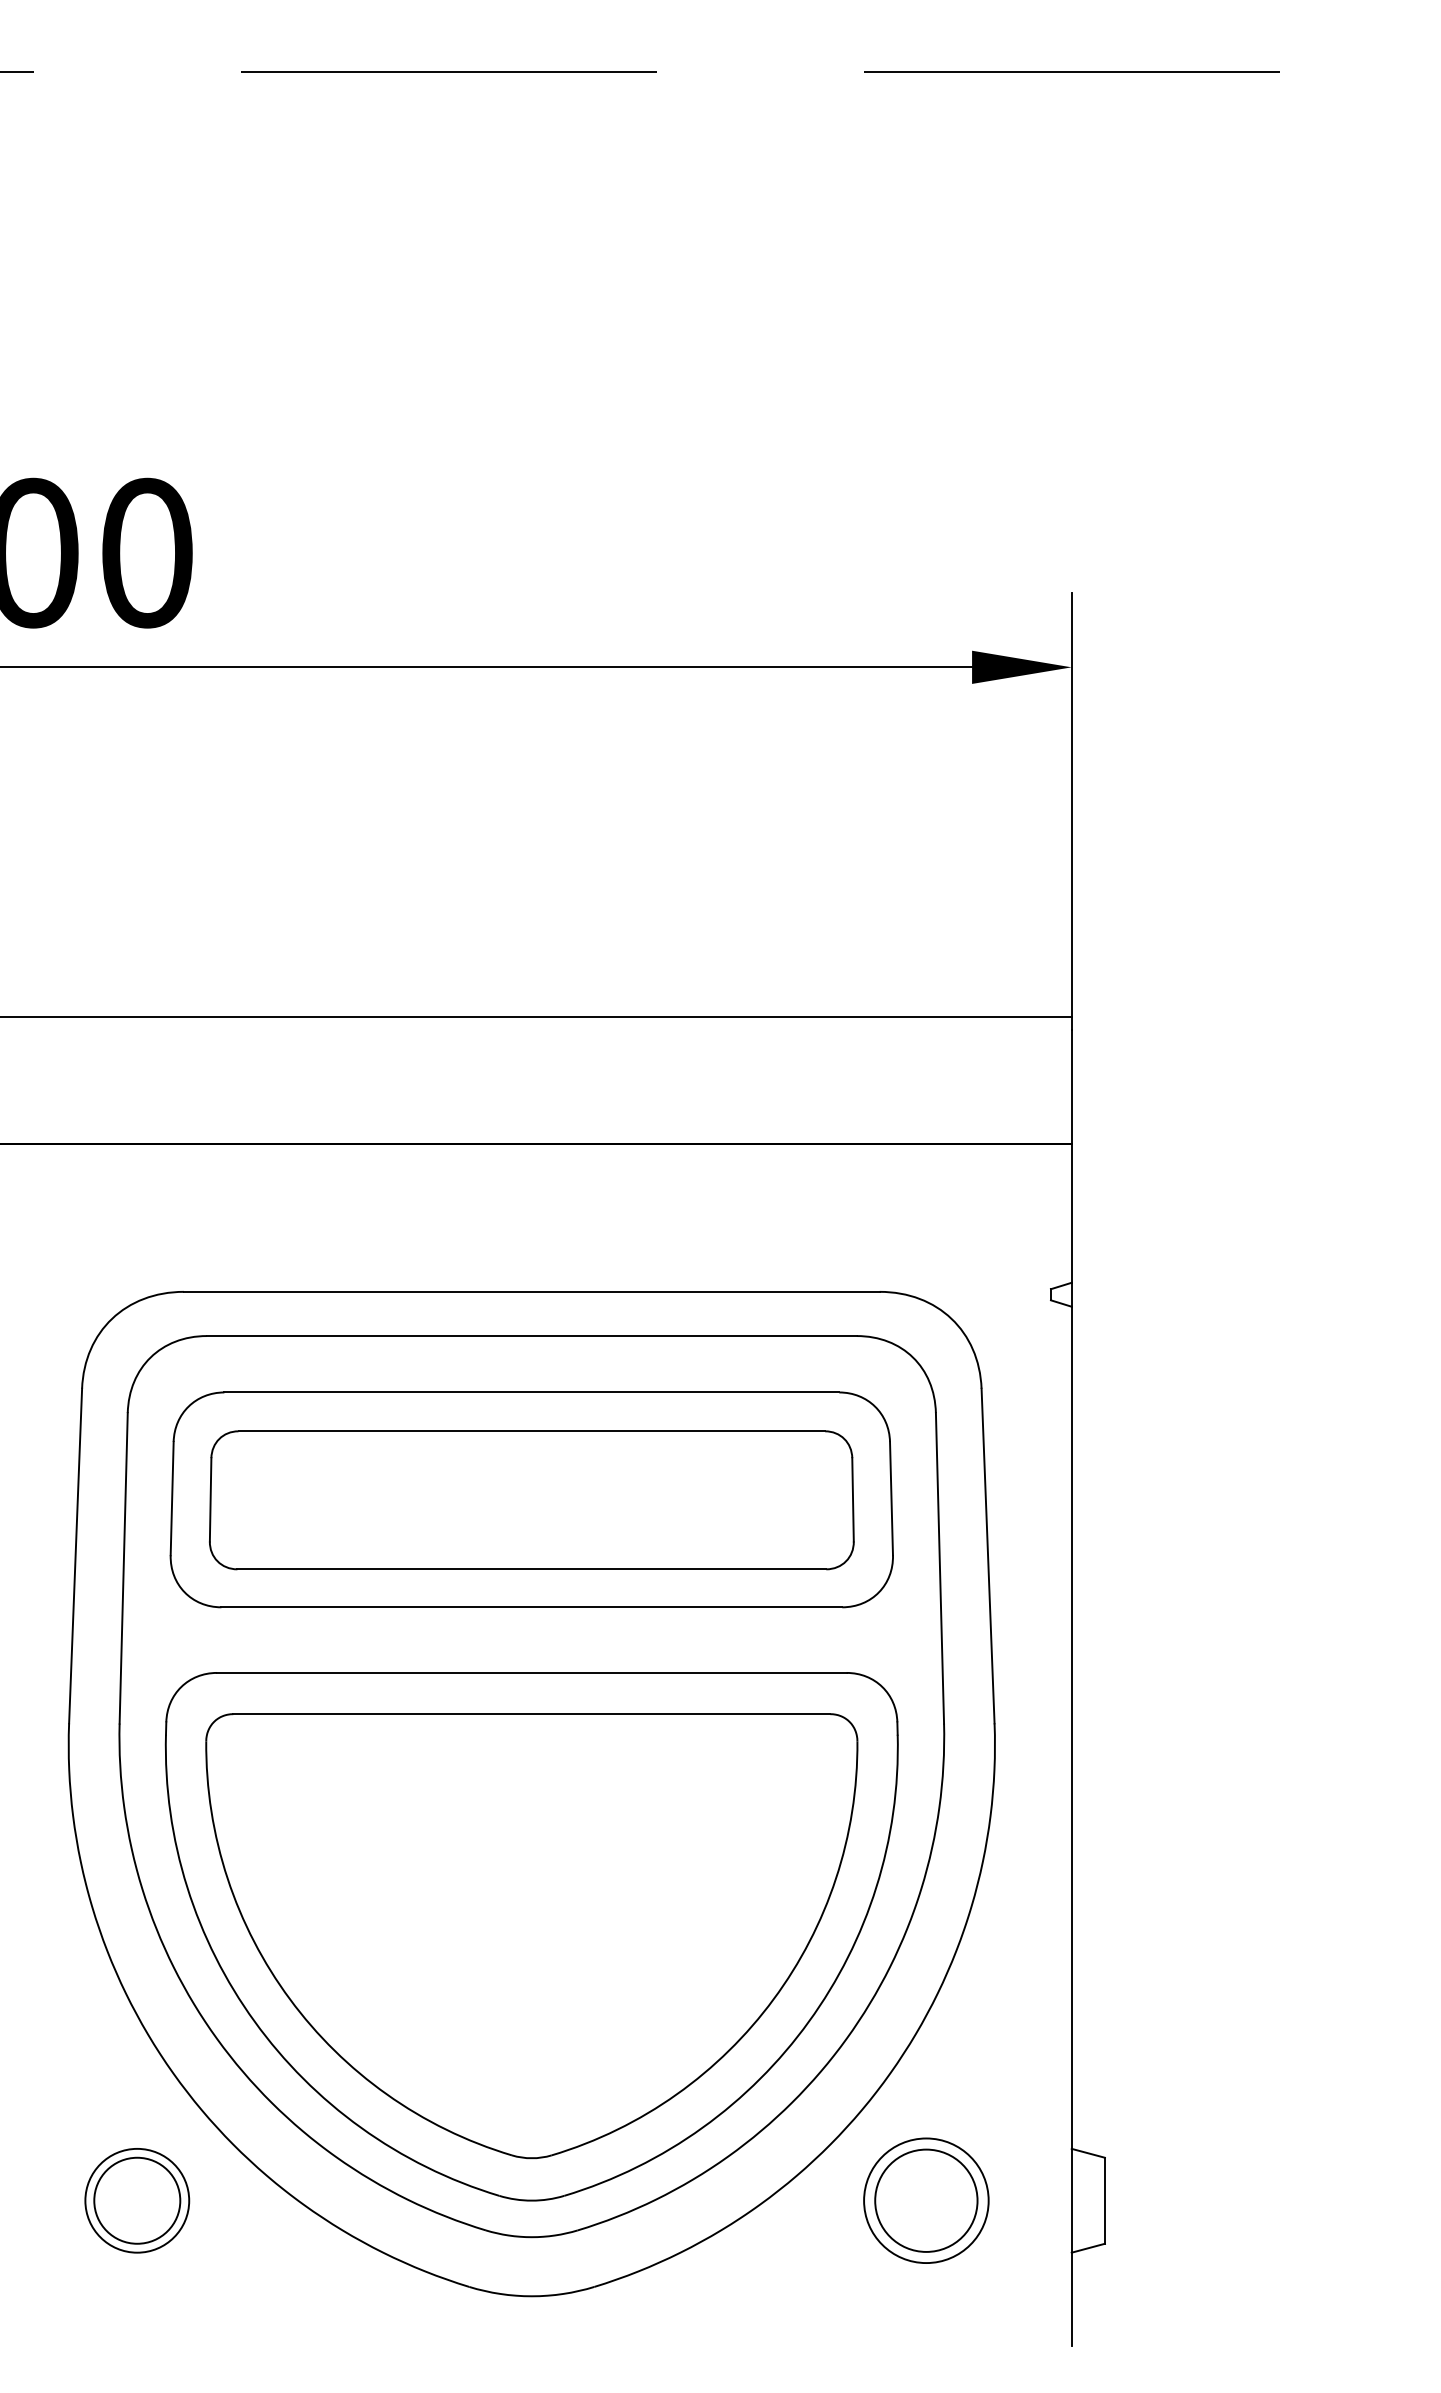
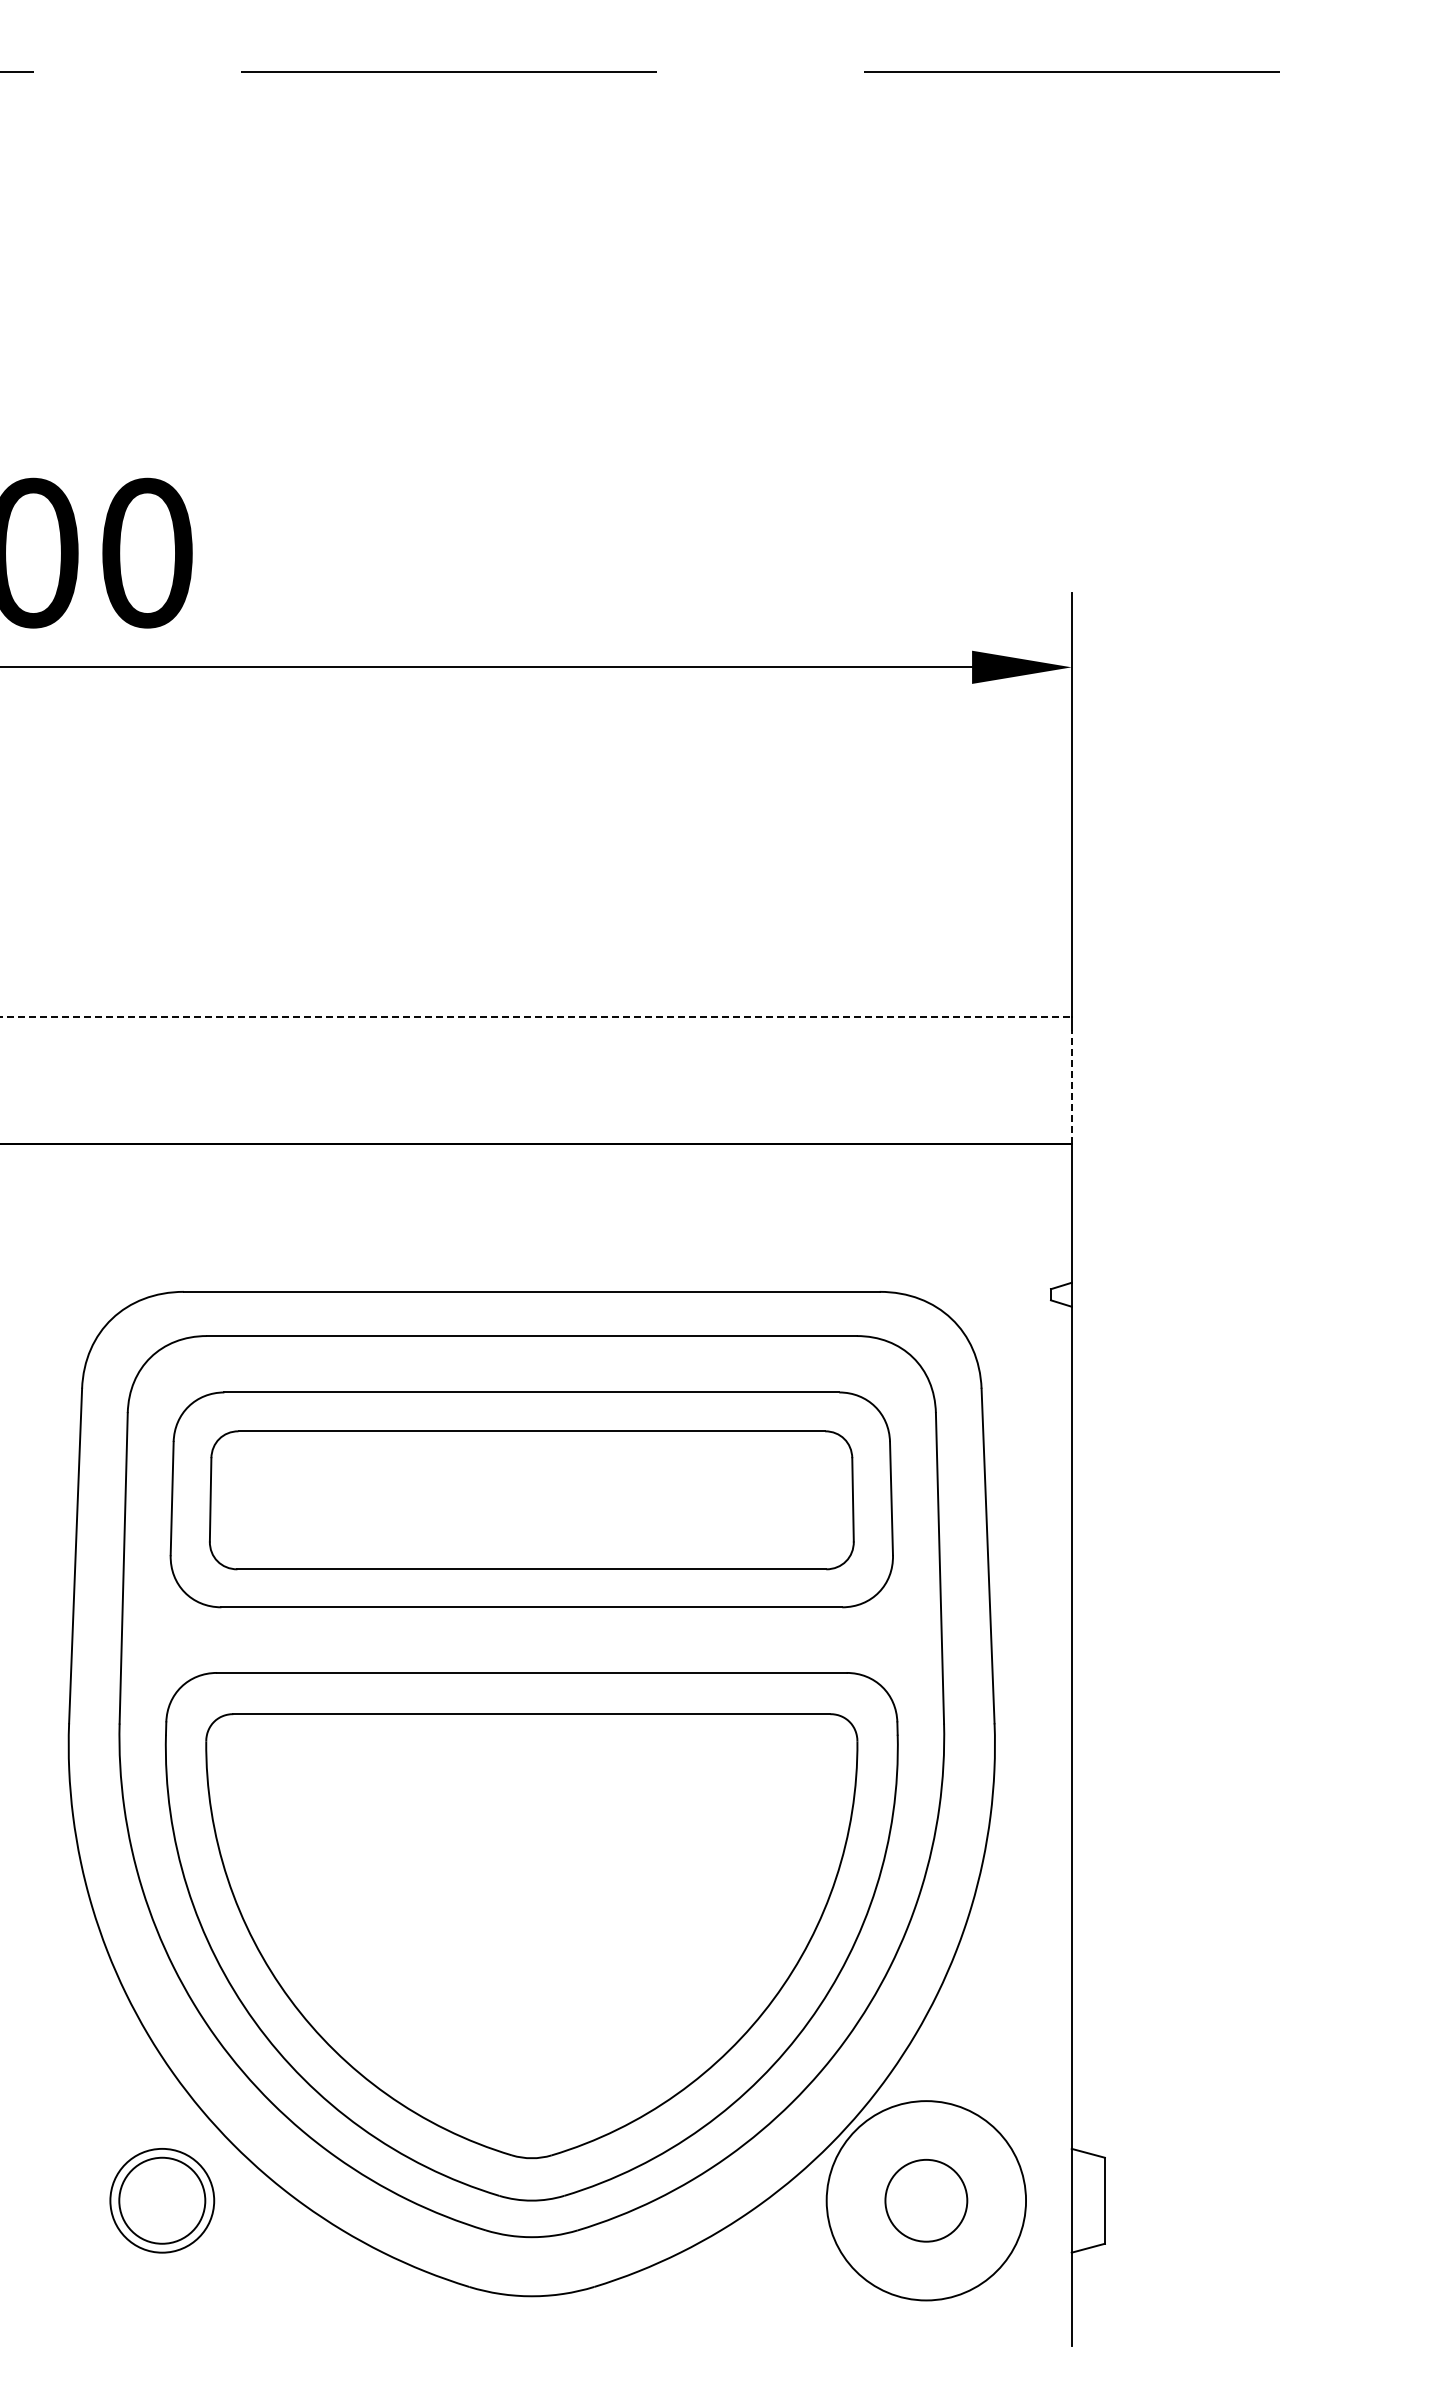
line: solid -> dashed (536, 1017)
line: solid -> dashed (1071, 1086)
part position: (137, 2200) -> (162, 2200) (162, 2200)
circle diameter: 102 px -> 82 px (926, 2200)
circle diameter: 125 px -> 199 px (926, 2200)
